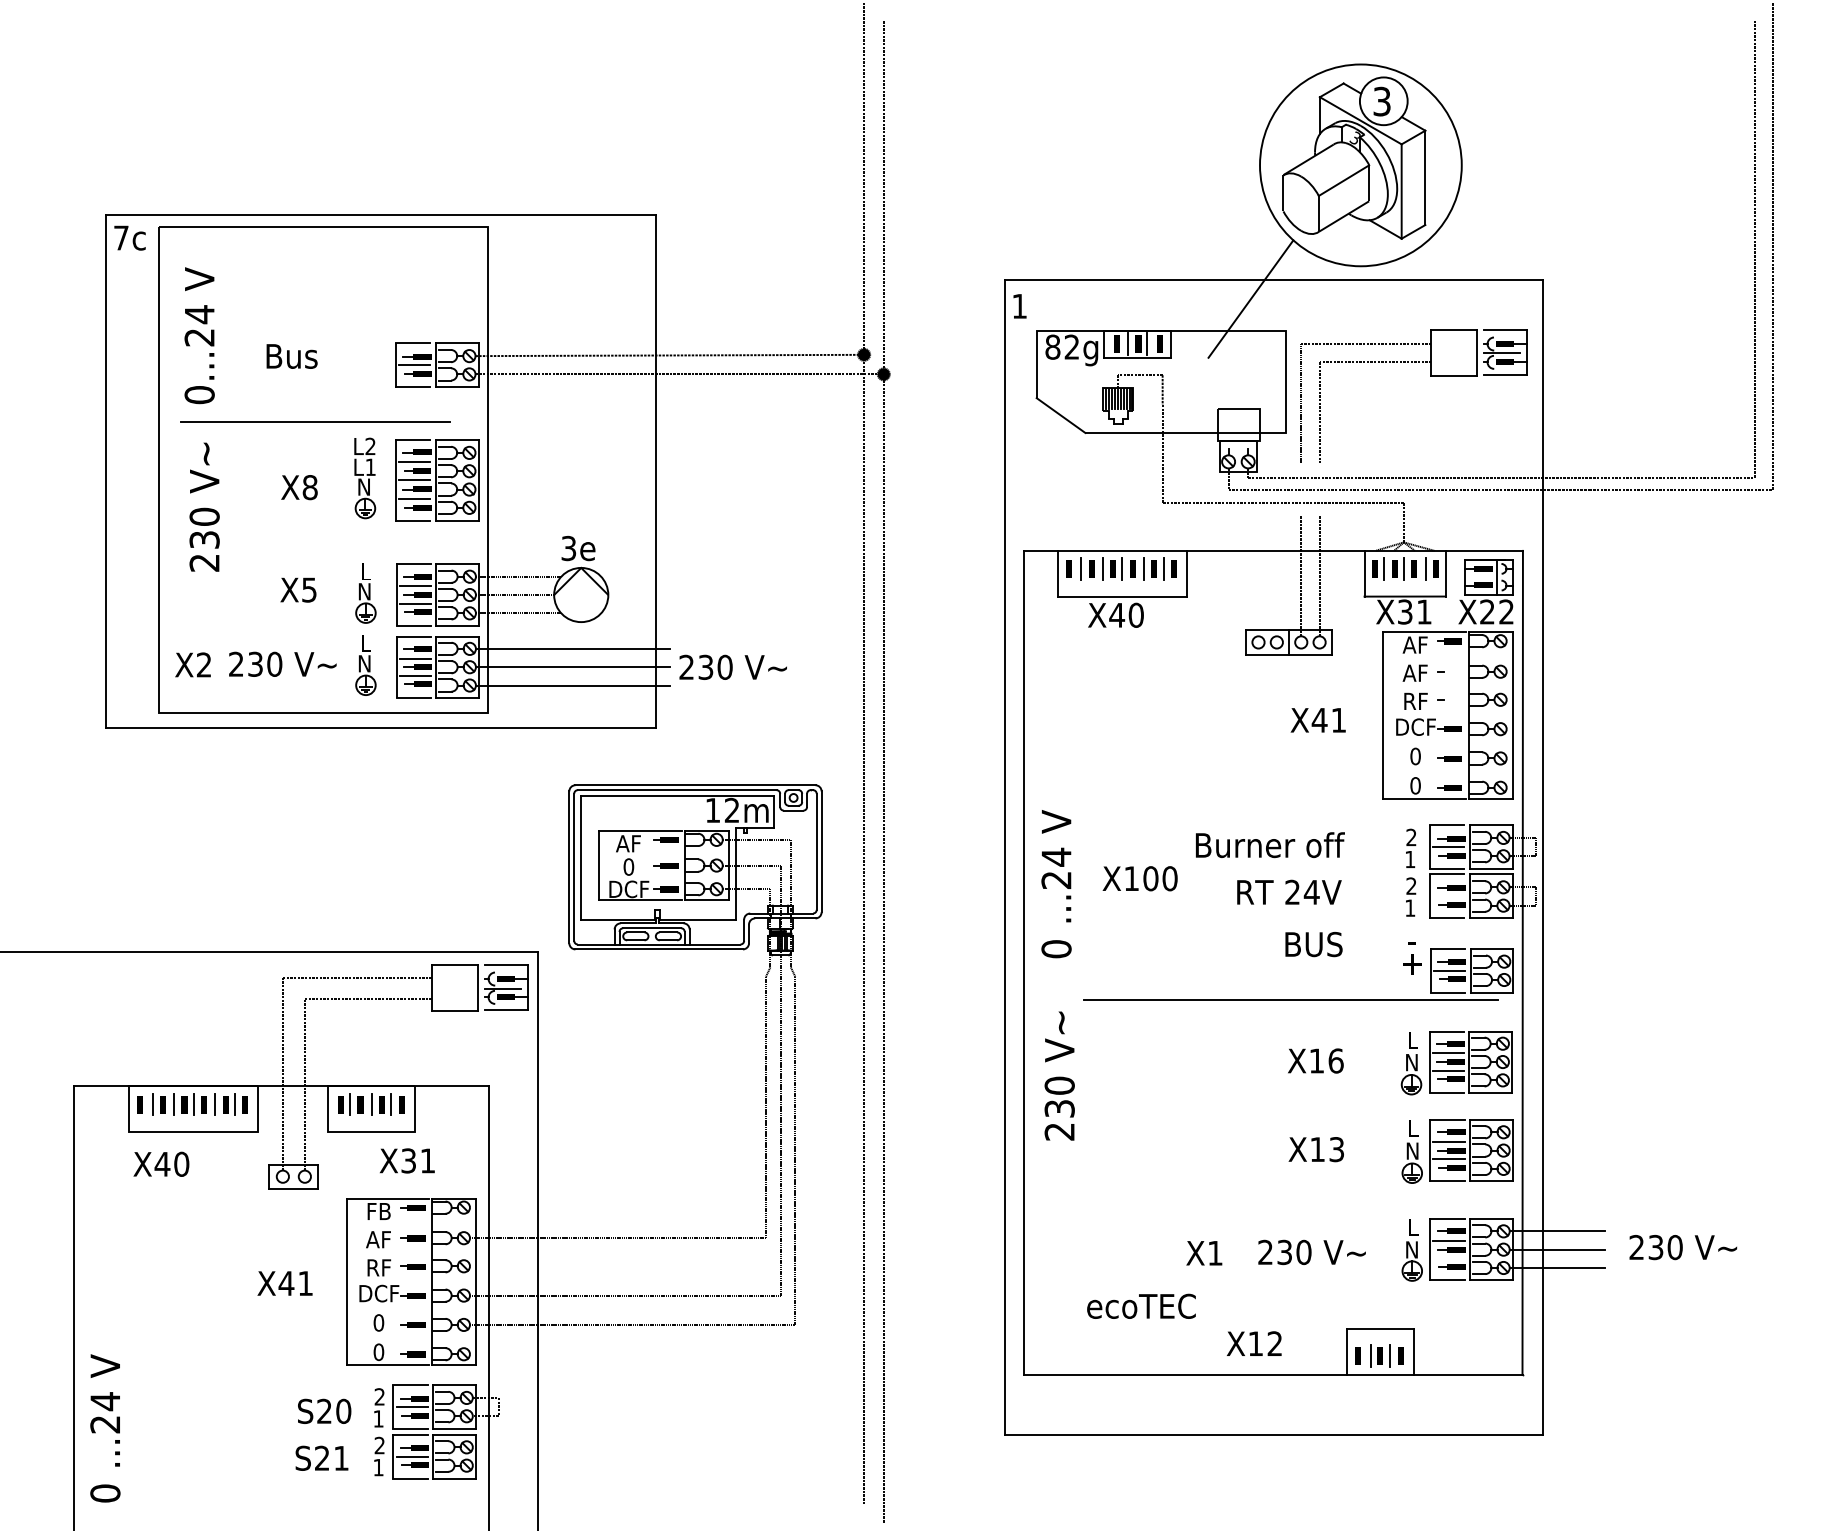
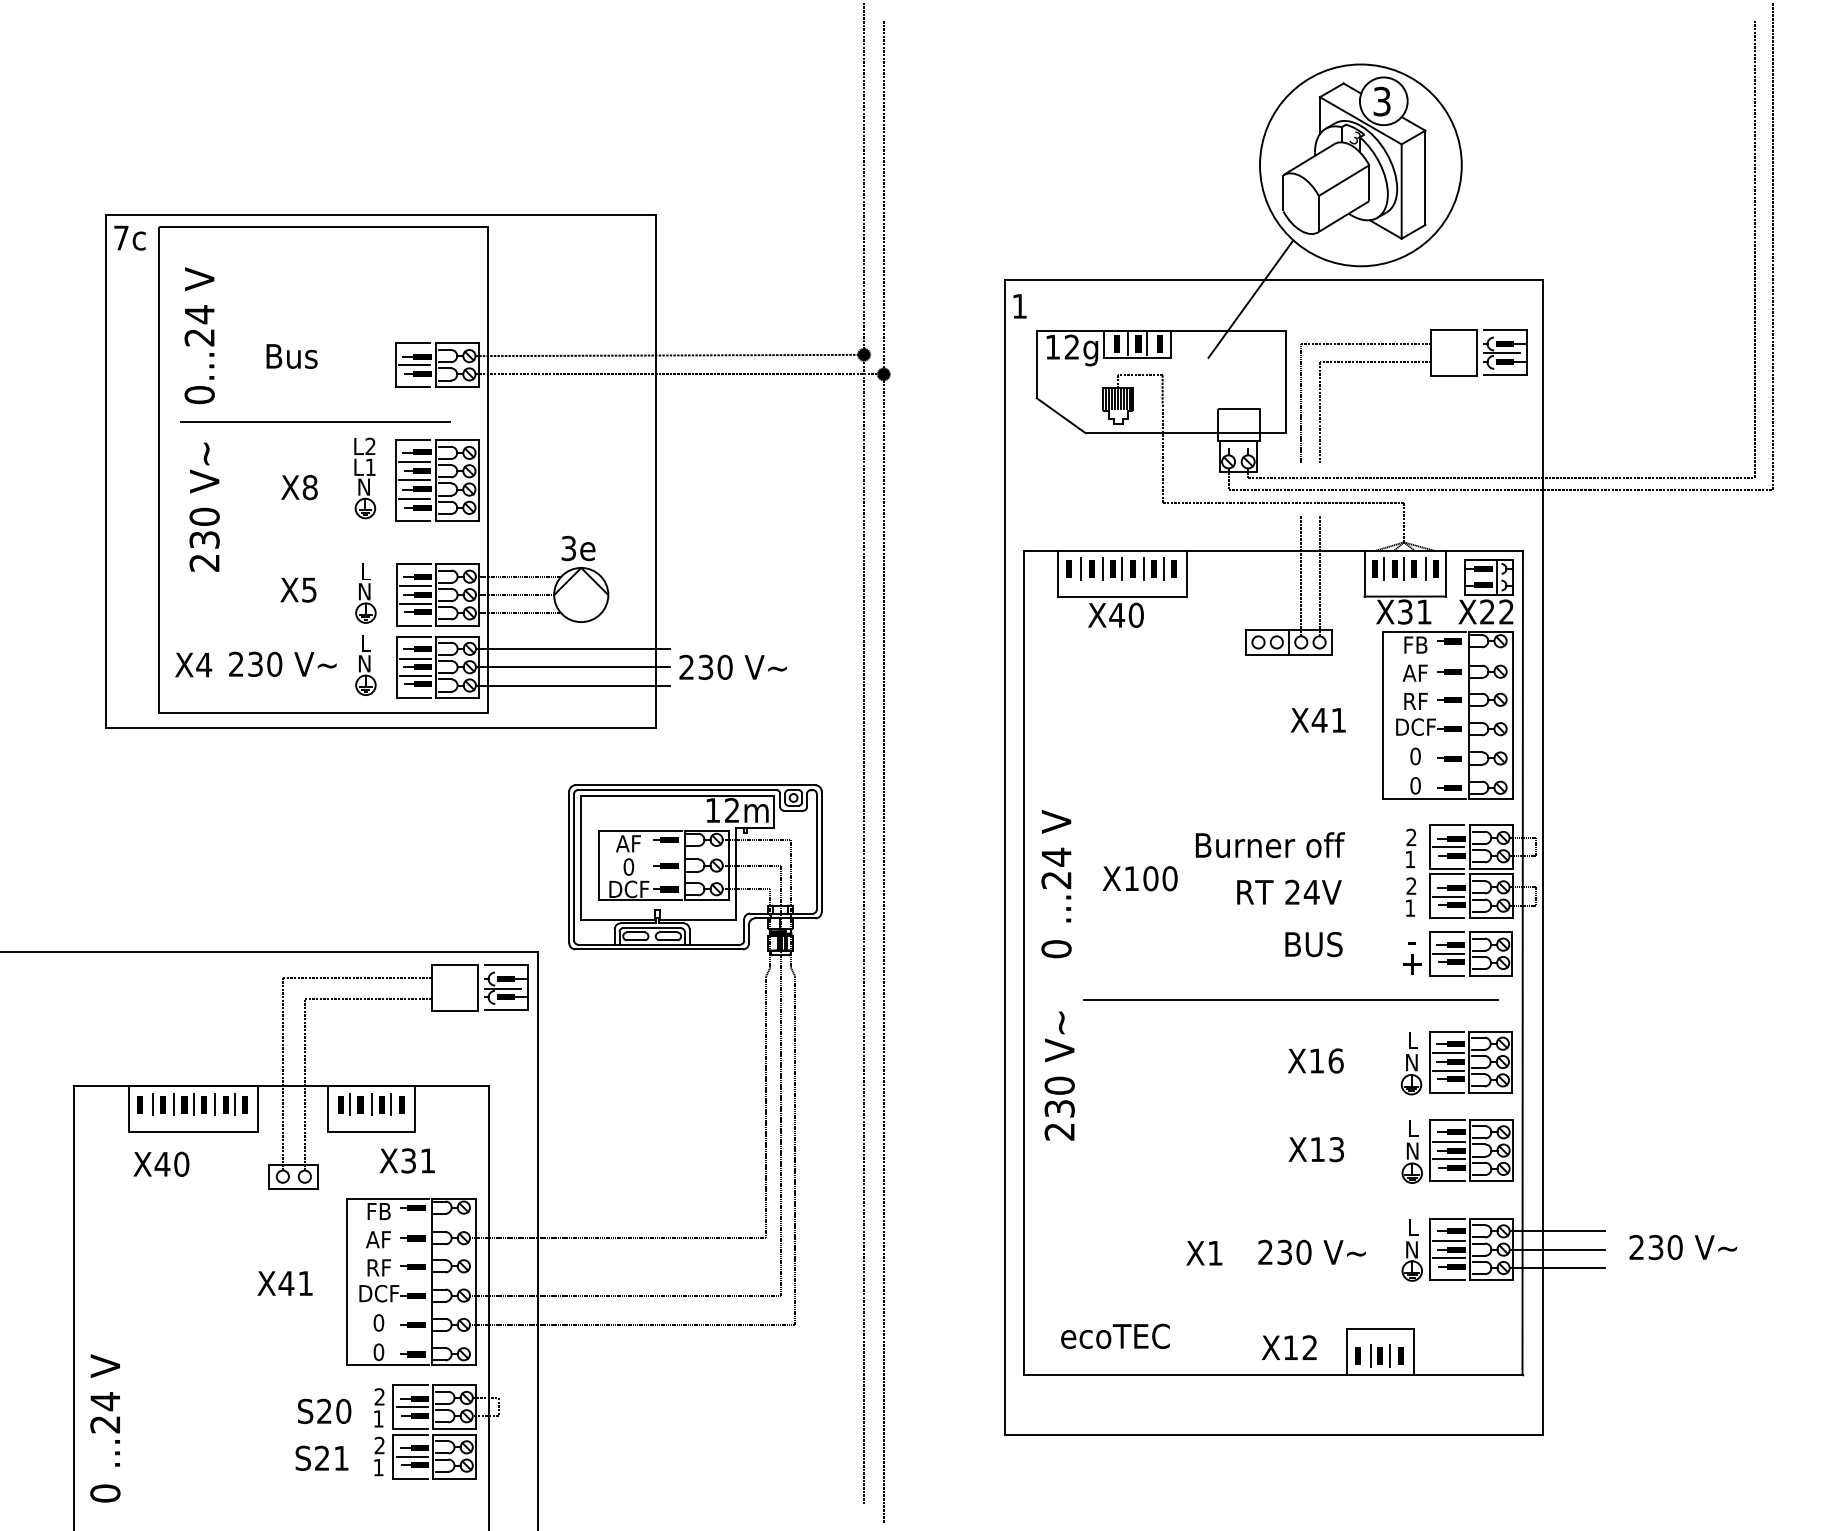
text: 82g -> 12g (1052, 346)
text: AF -> FB (1414, 644)
text: X2 -> X4 (204, 664)
fill: none -> present (1453, 671)
fill: none -> present (1453, 700)
line: none -> present (1448, 896)
part position: (1471, 970) -> (1470, 953) (1470, 953)
line: none -> present (1448, 1258)
text position: (1141, 1305) -> (1115, 1335) (1115, 1335)
text position: (1253, 1343) -> (1288, 1347) (1288, 1347)
